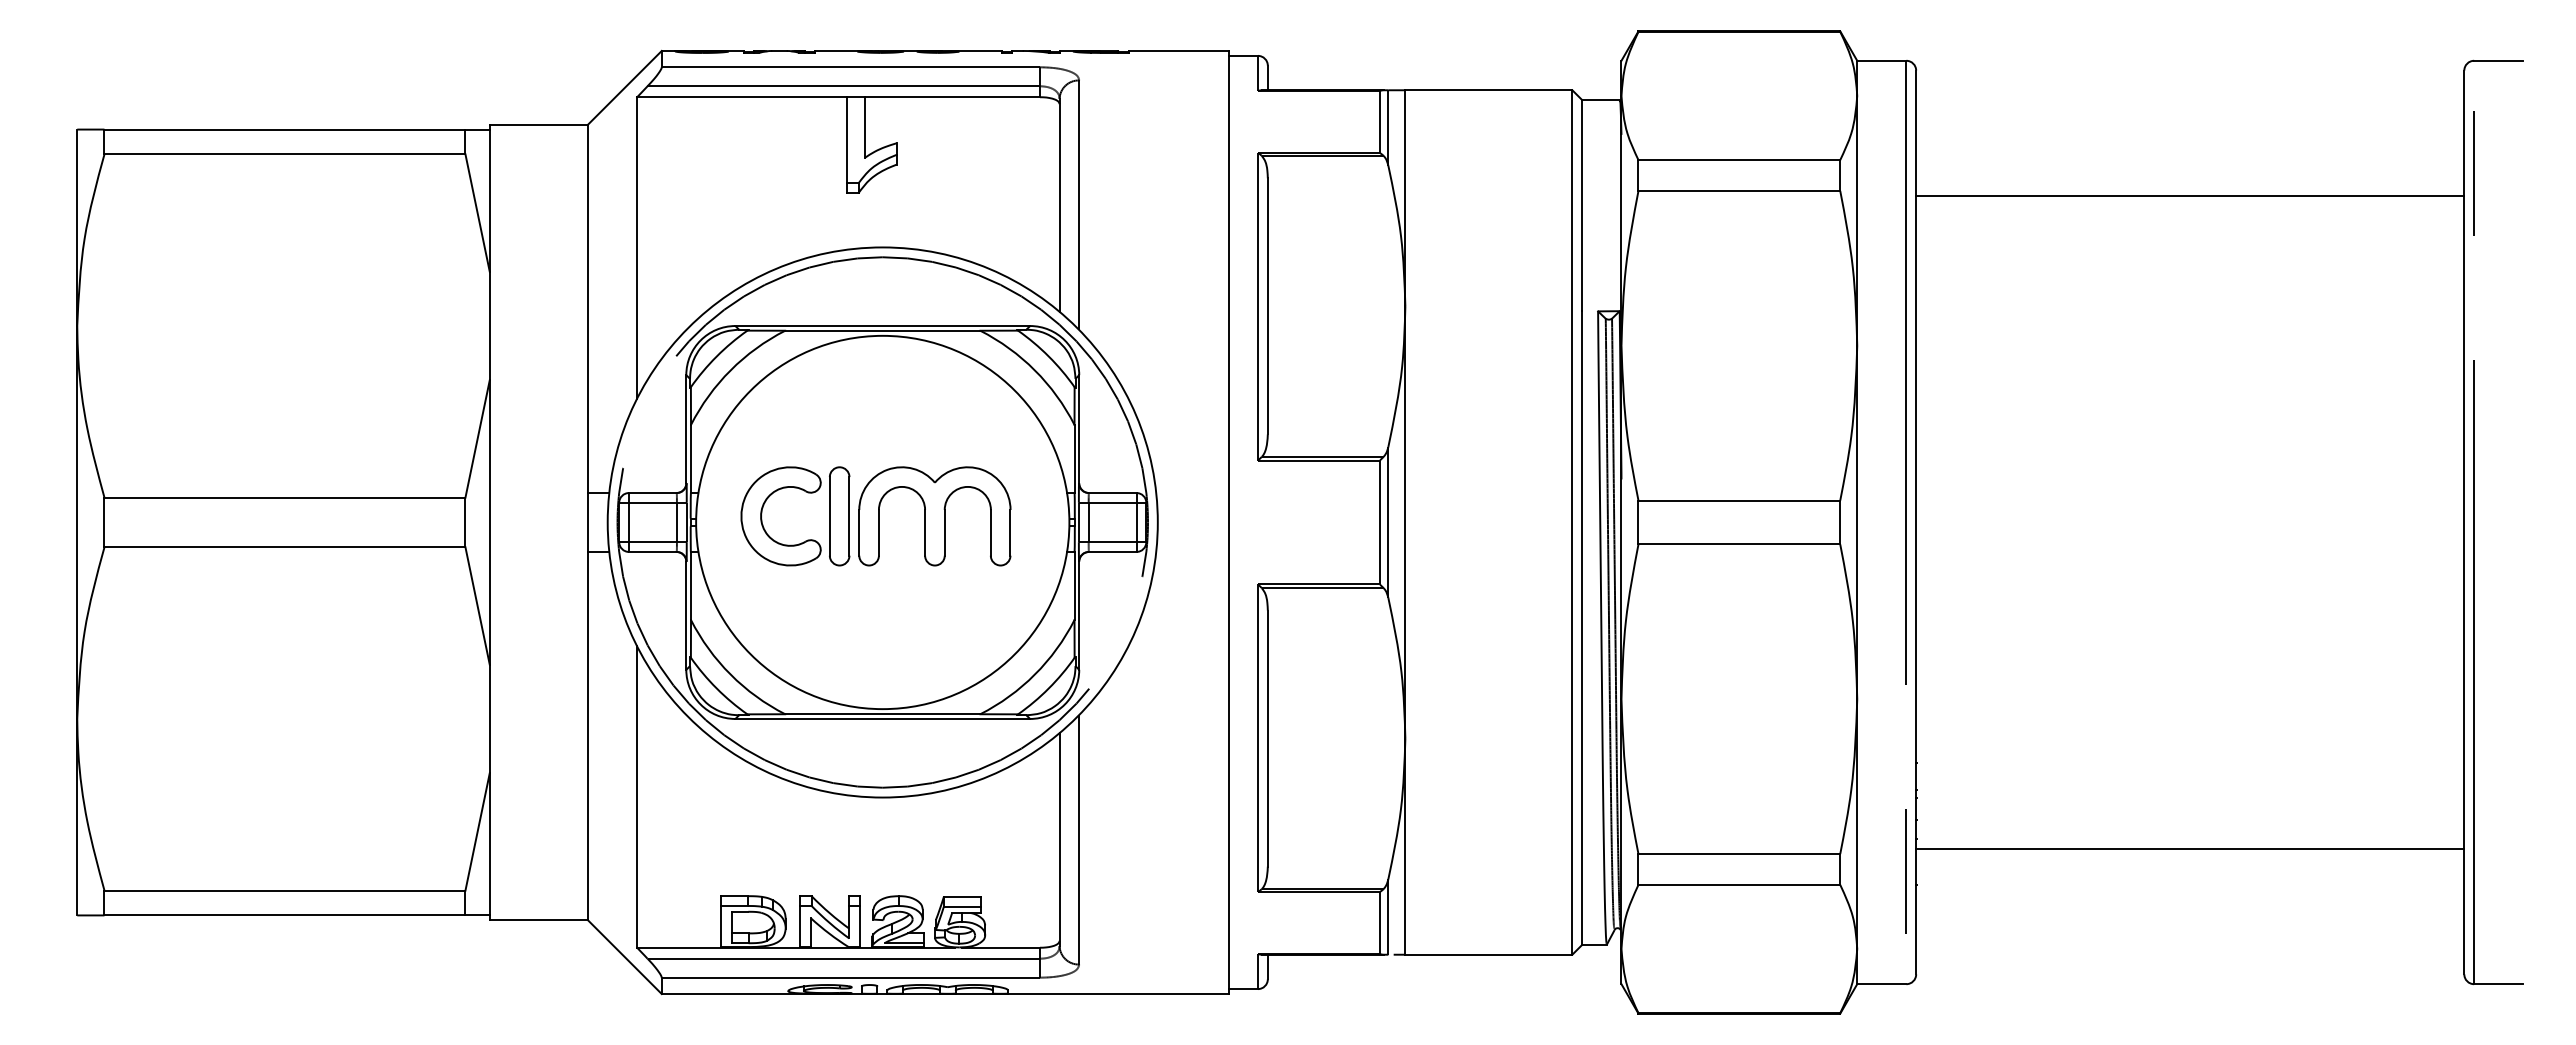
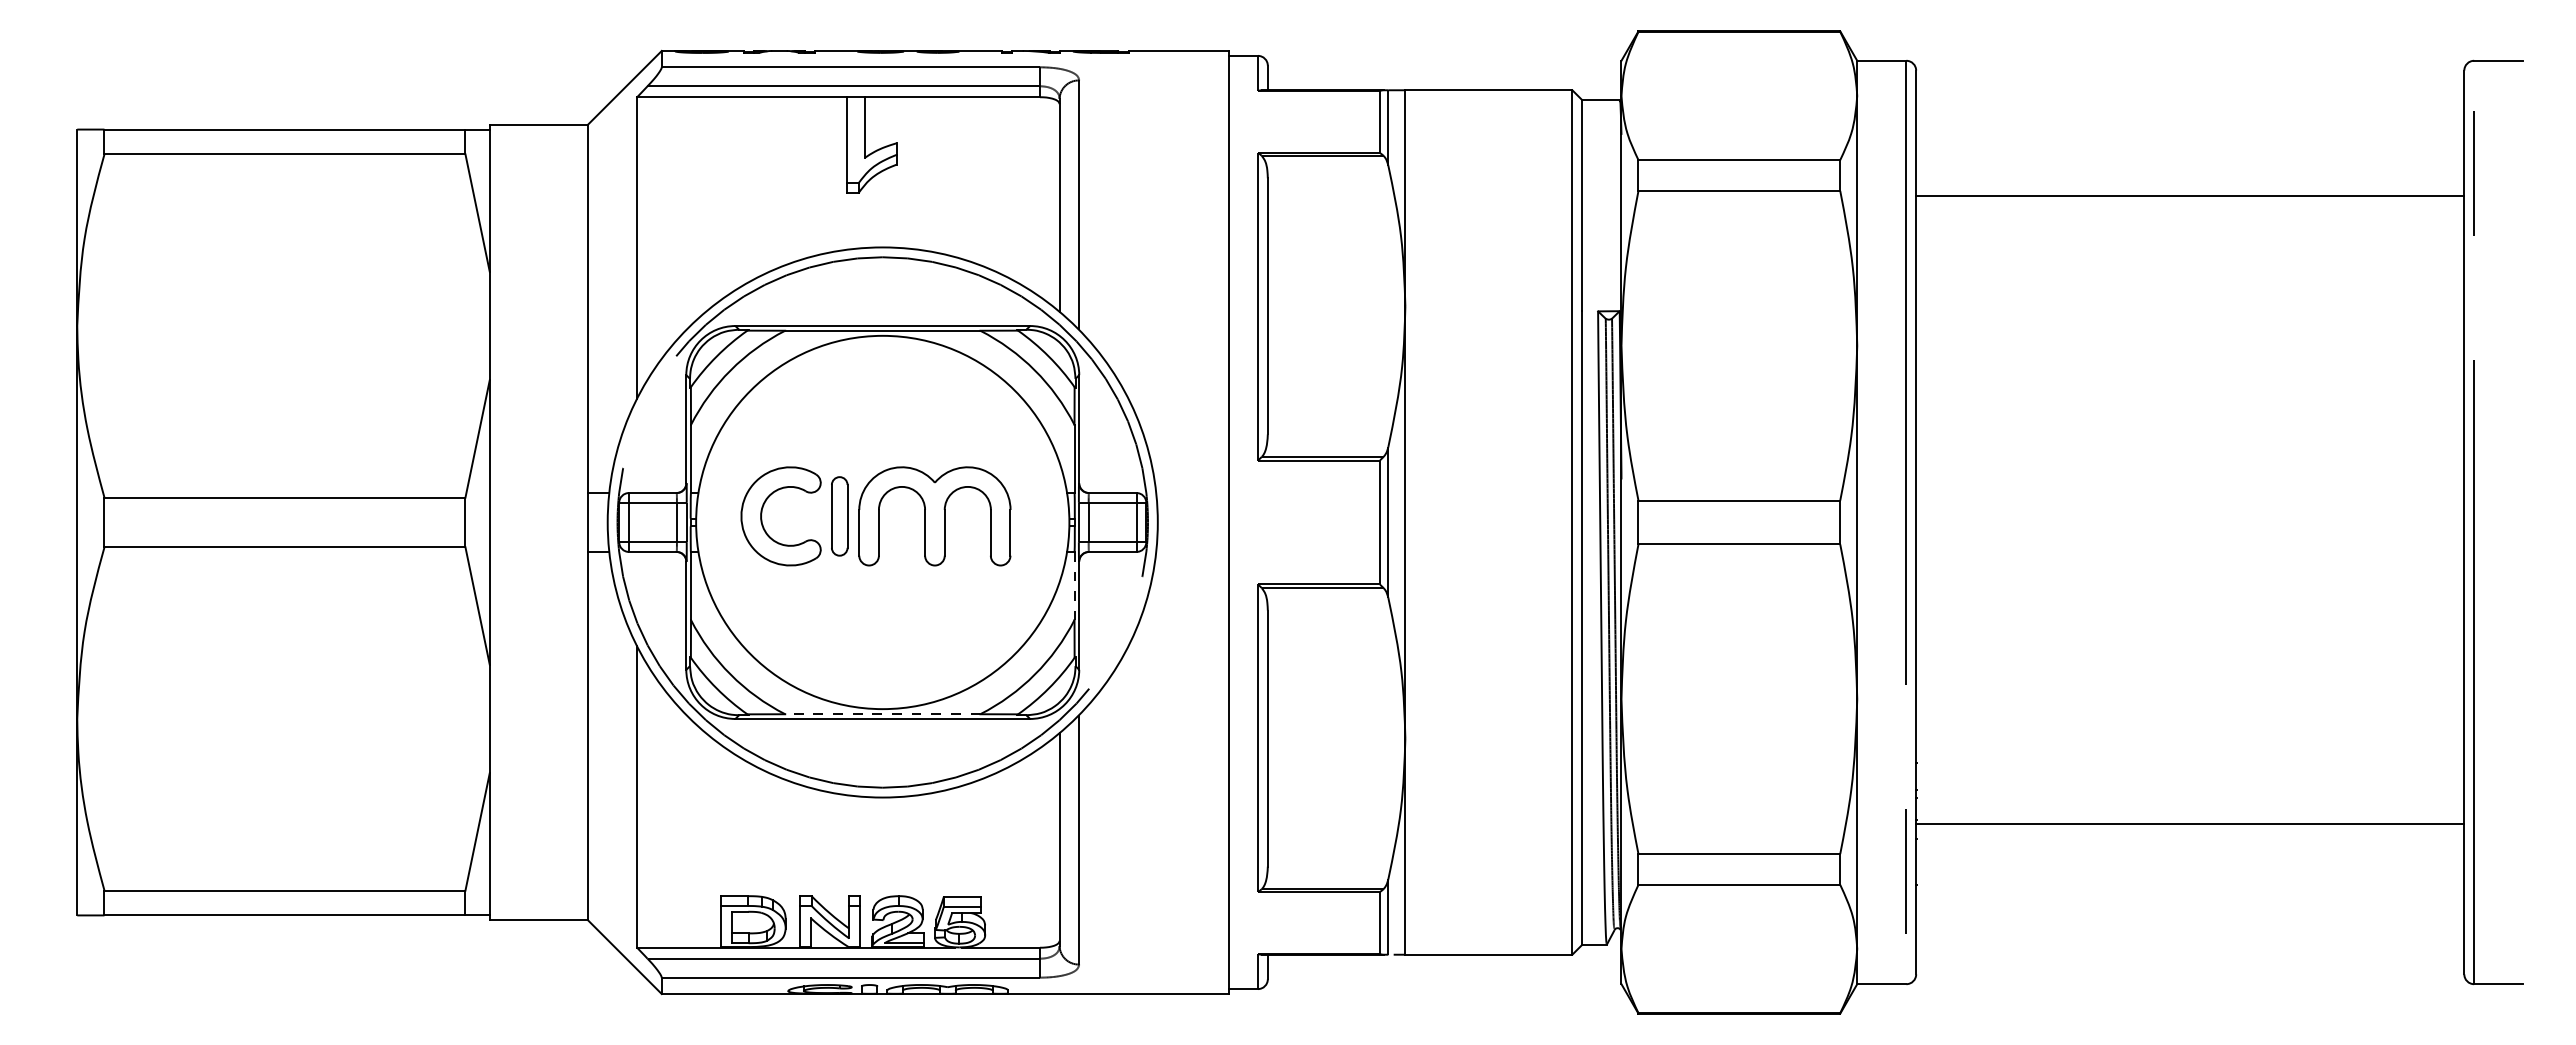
part size: 22x101 px -> 18x81 px (839, 516)
line: solid -> dashed (1074, 586)
line: solid -> dashed (882, 714)
line position: (2190, 848) -> (2190, 823) (2190, 823)
